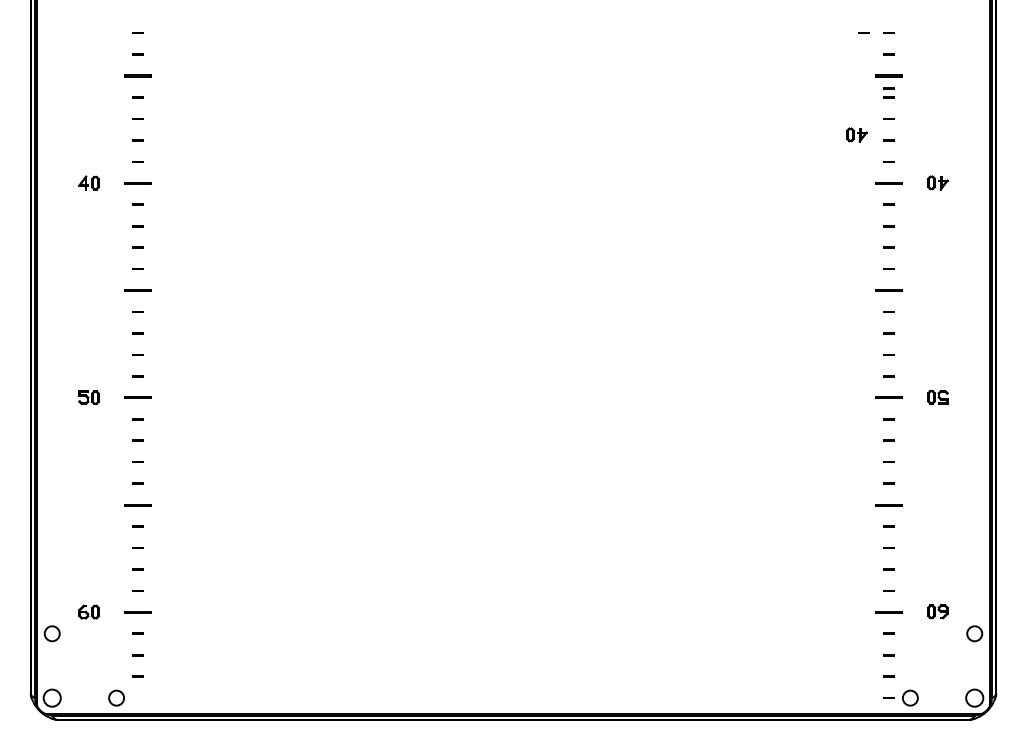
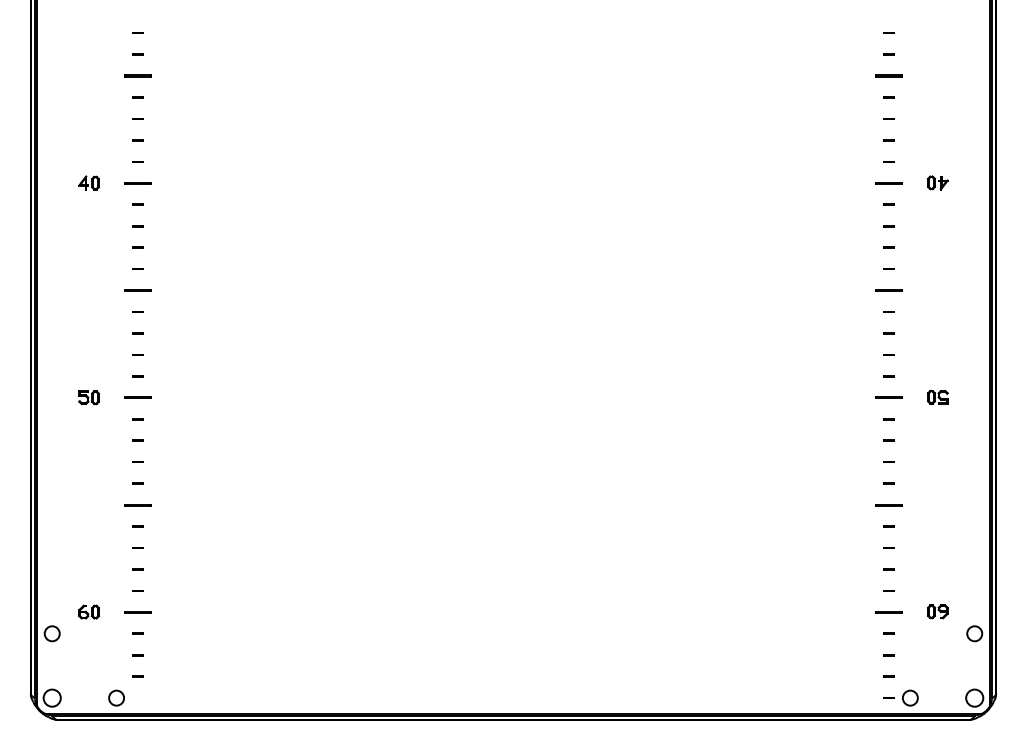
line: present -> none (863, 32)
line: present -> none (888, 88)
part: present -> none (856, 134)
